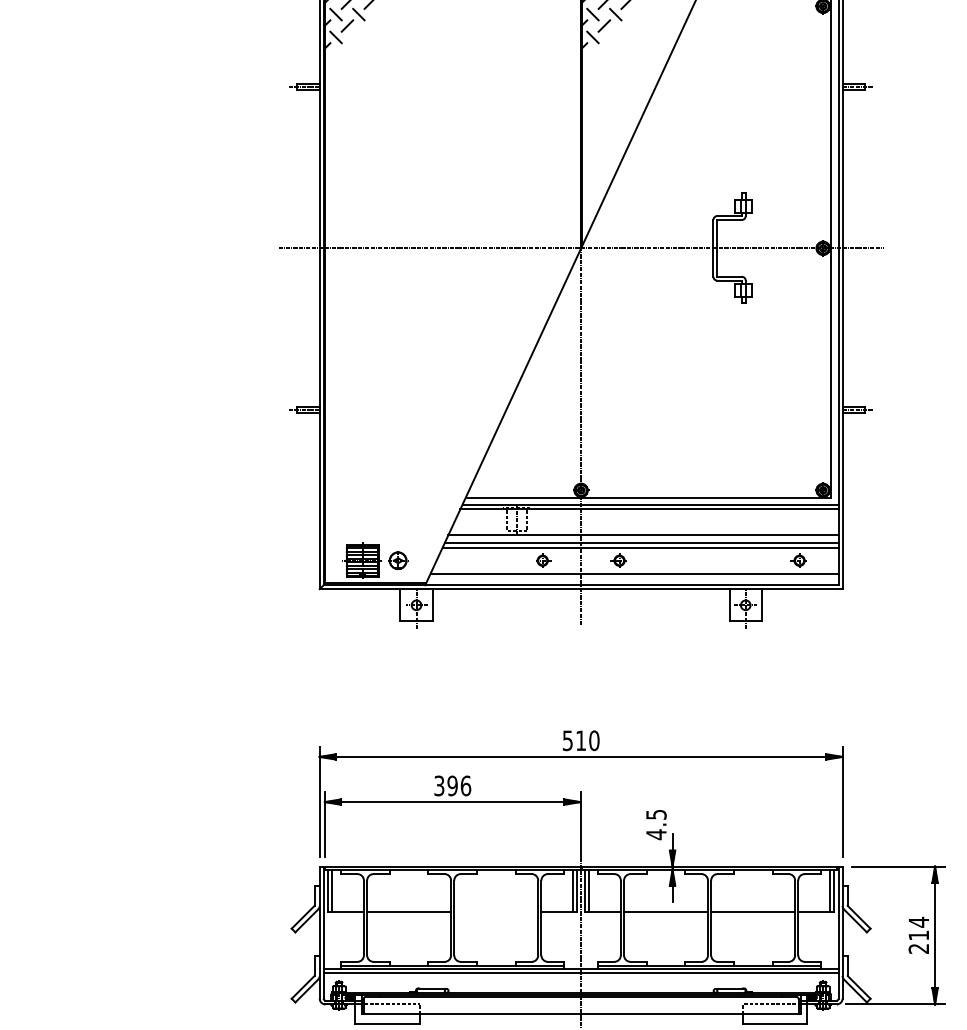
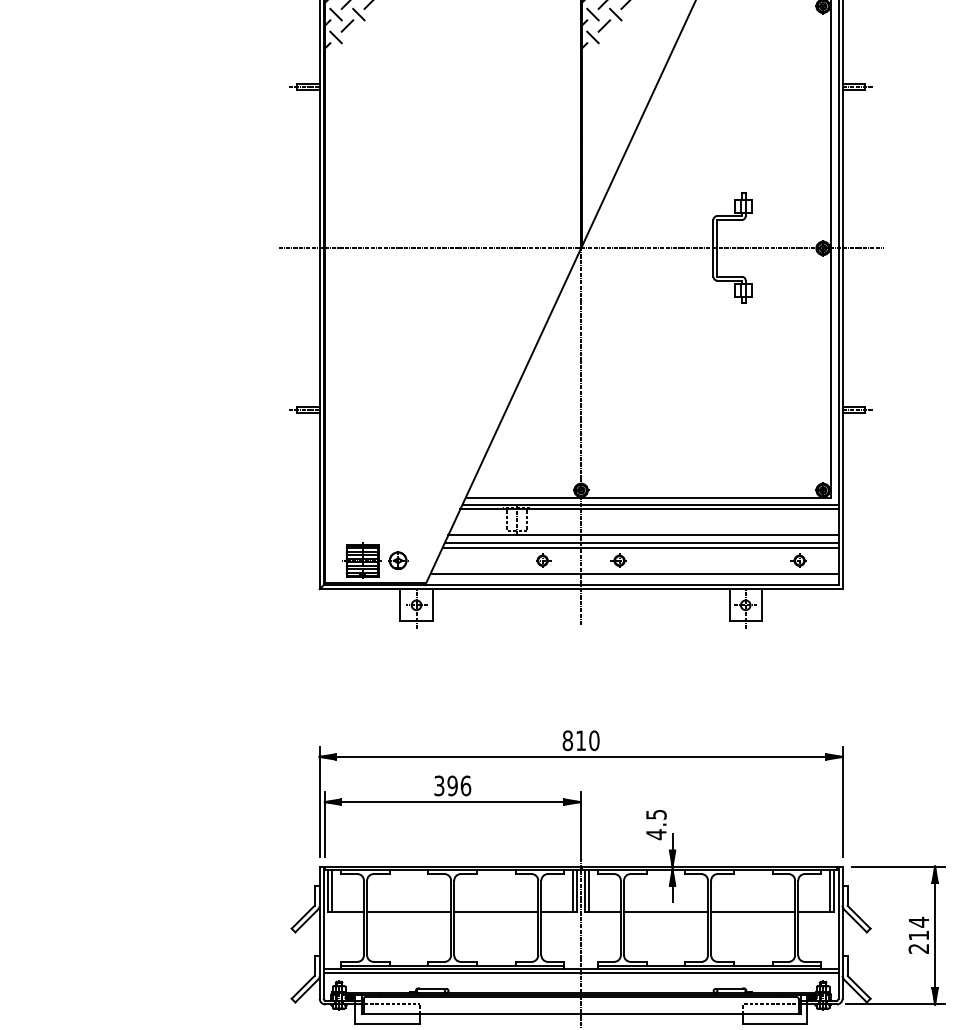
text: 510 -> 810 (567, 740)
line: none -> present (496, 911)
